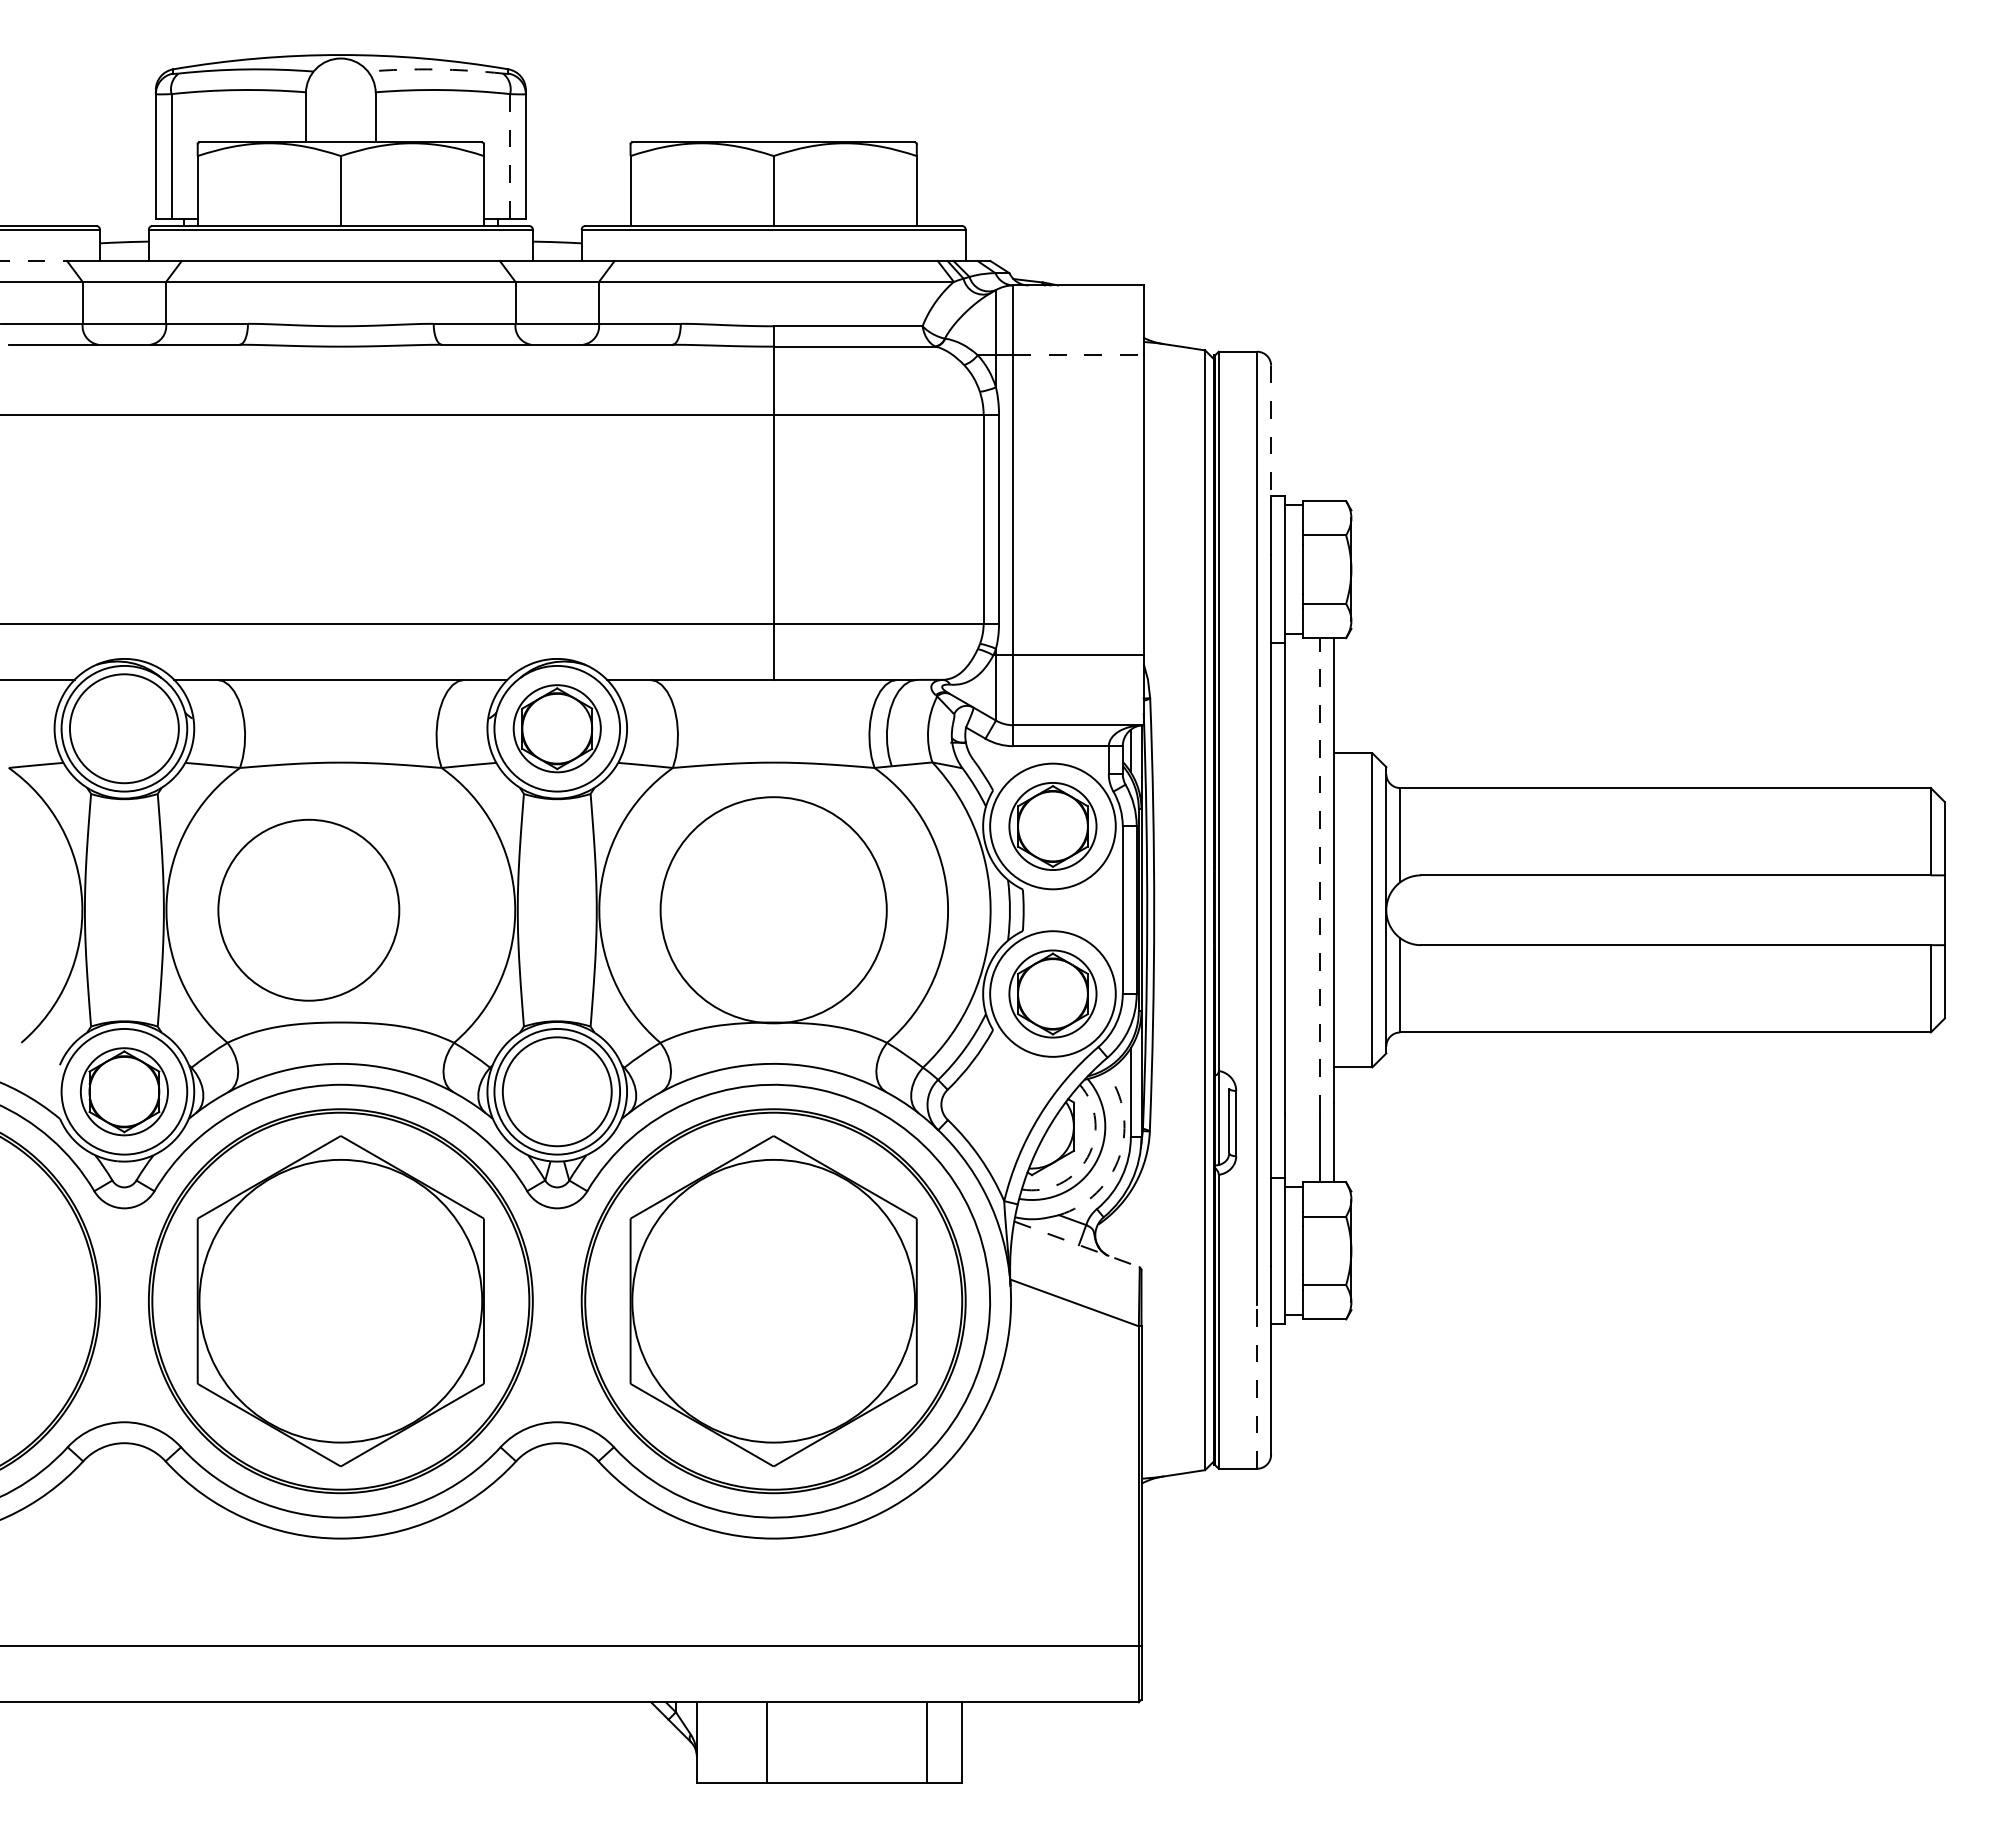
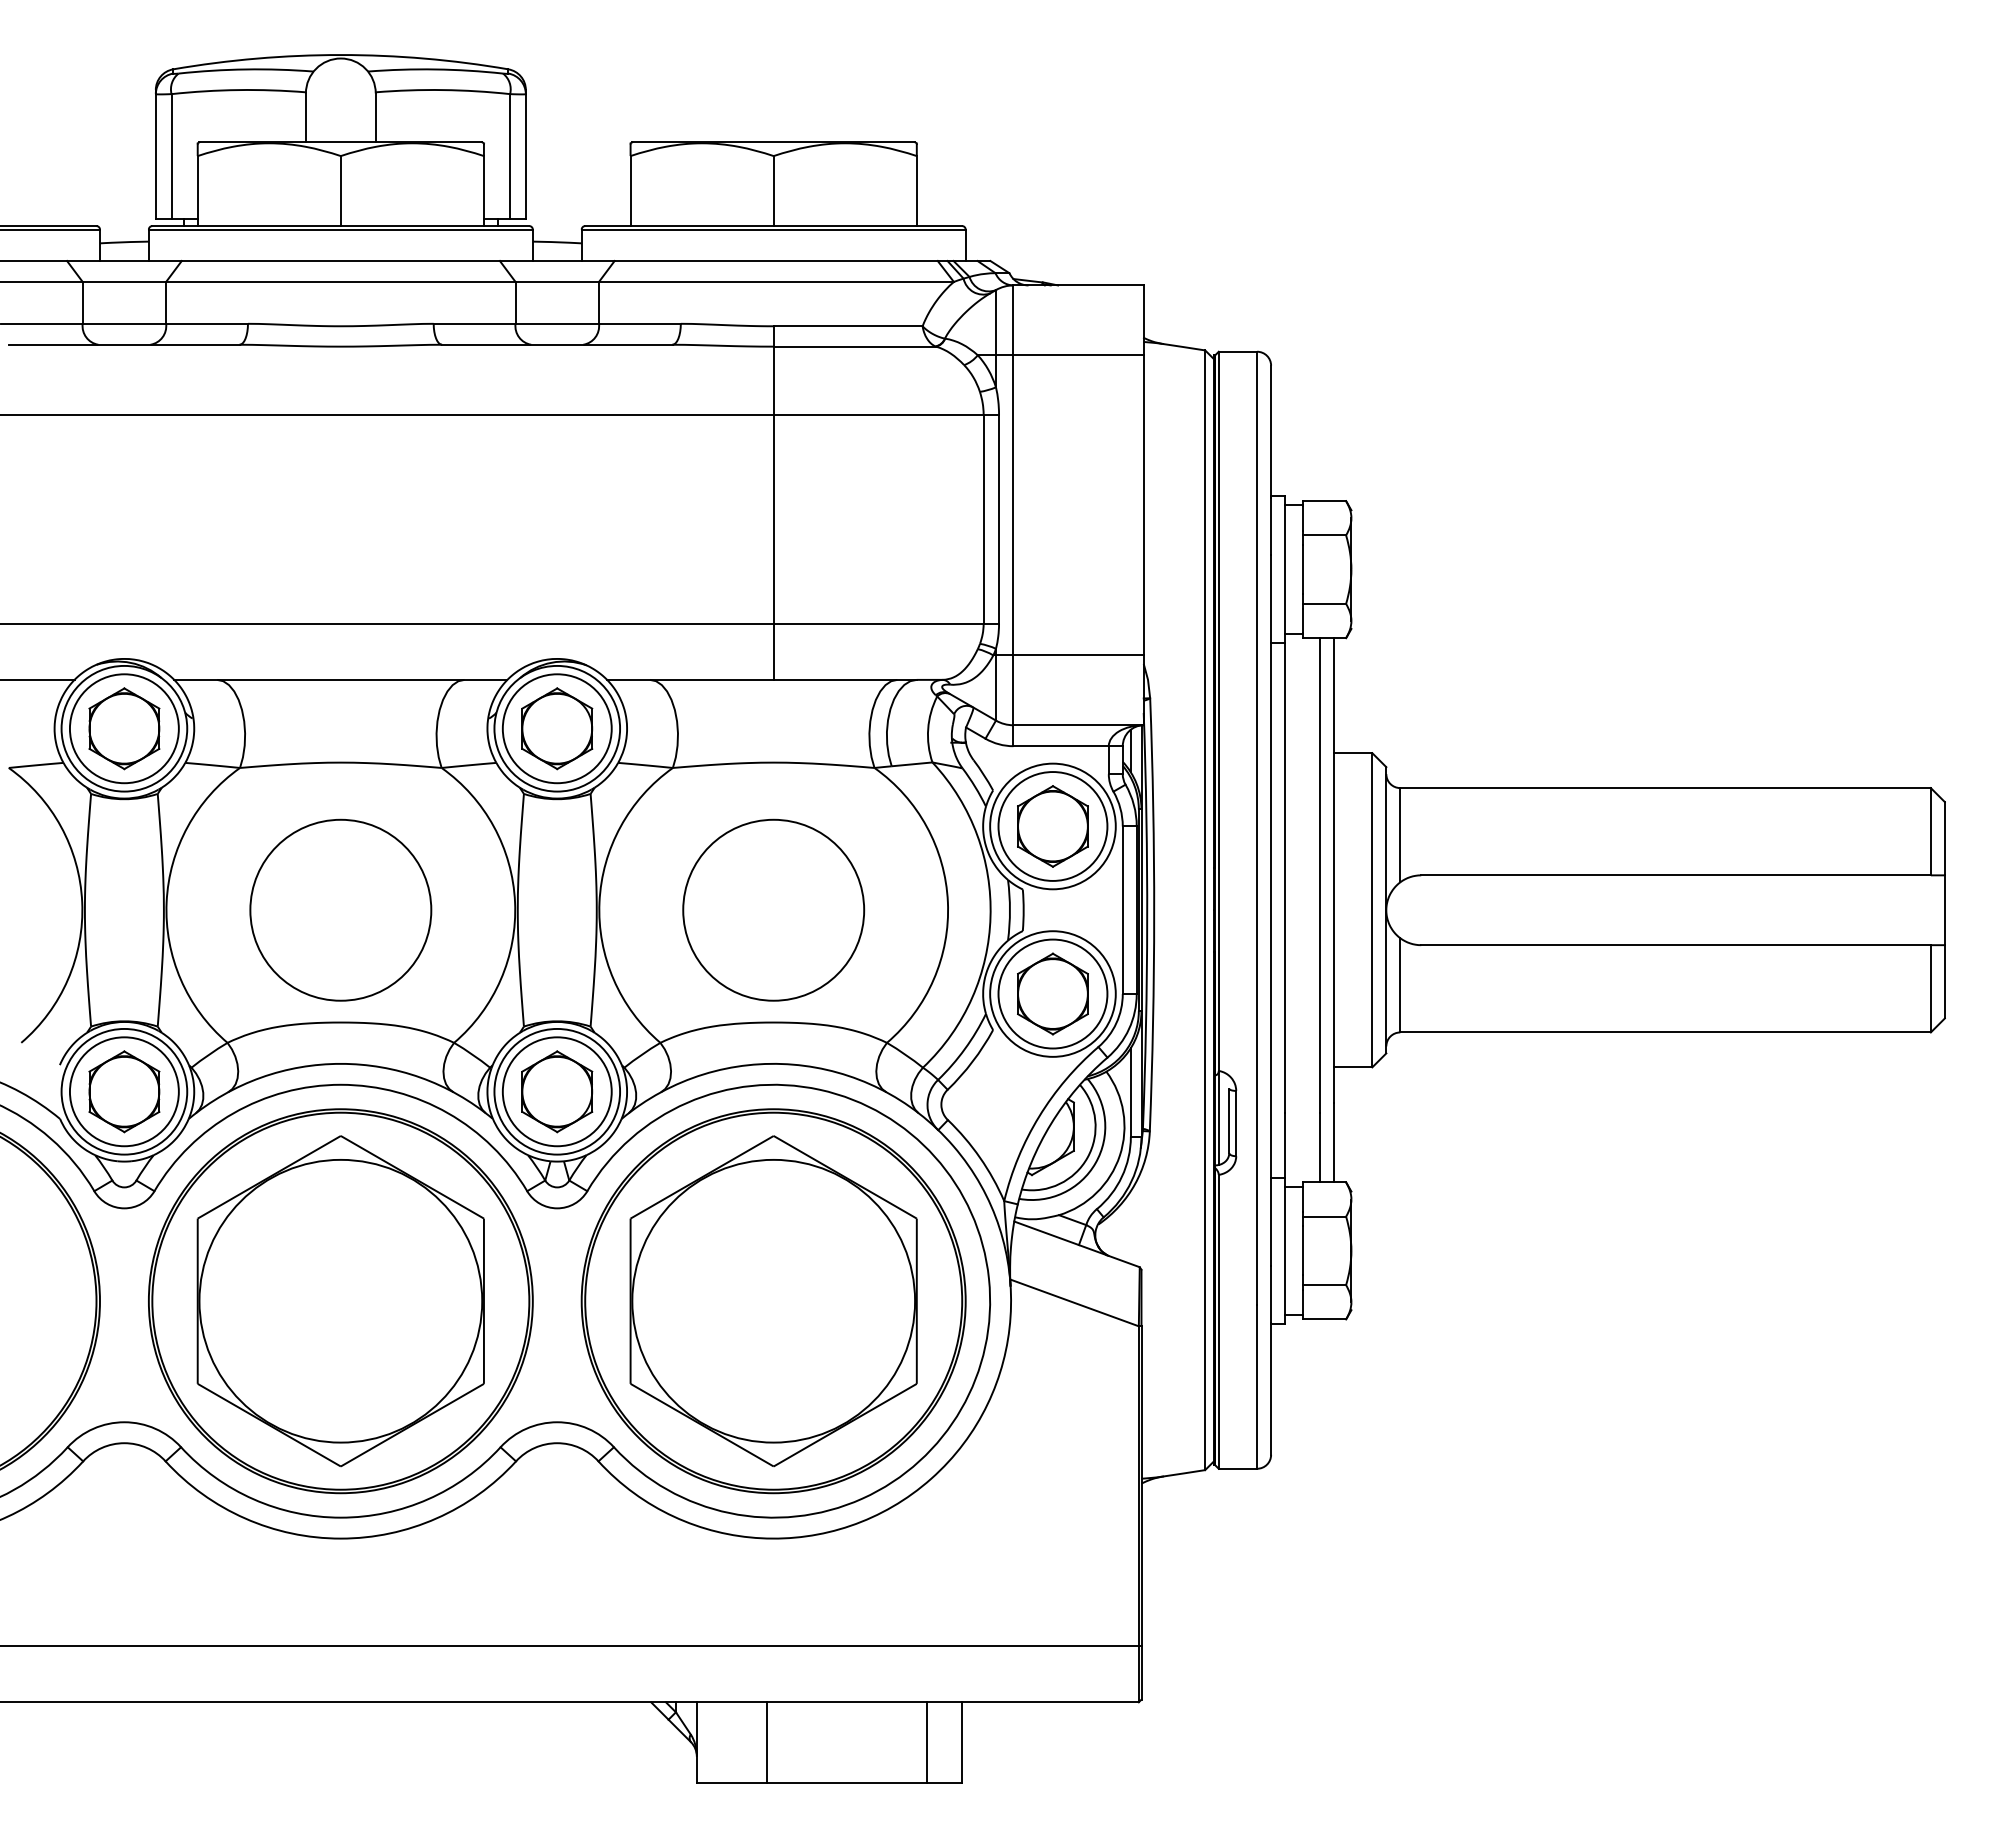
arc: dashed -> solid (435, 69)
line: dashed -> solid (510, 157)
line: dashed -> solid (34, 261)
line: dashed -> solid (1079, 355)
line: dashed -> solid (1271, 432)
part: none -> present (124, 728)
circle diameter: 87 px -> 109 px (556, 728)
circle diameter: 87 px -> 109 px (1052, 826)
line: dashed -> solid (1320, 874)
circle position: (308, 909) -> (340, 909) (340, 909)
circle diameter: 226 px -> 181 px (773, 909)
circle diameter: 87 px -> 109 px (1052, 993)
circle diameter: 87 px -> 109 px (123, 1091)
part: none -> present (557, 1091)
arc: dashed -> solid (1119, 1155)
arc: dashed -> solid (1087, 1157)
line: dashed -> solid (1077, 1244)
line: dashed -> solid (1257, 1387)
